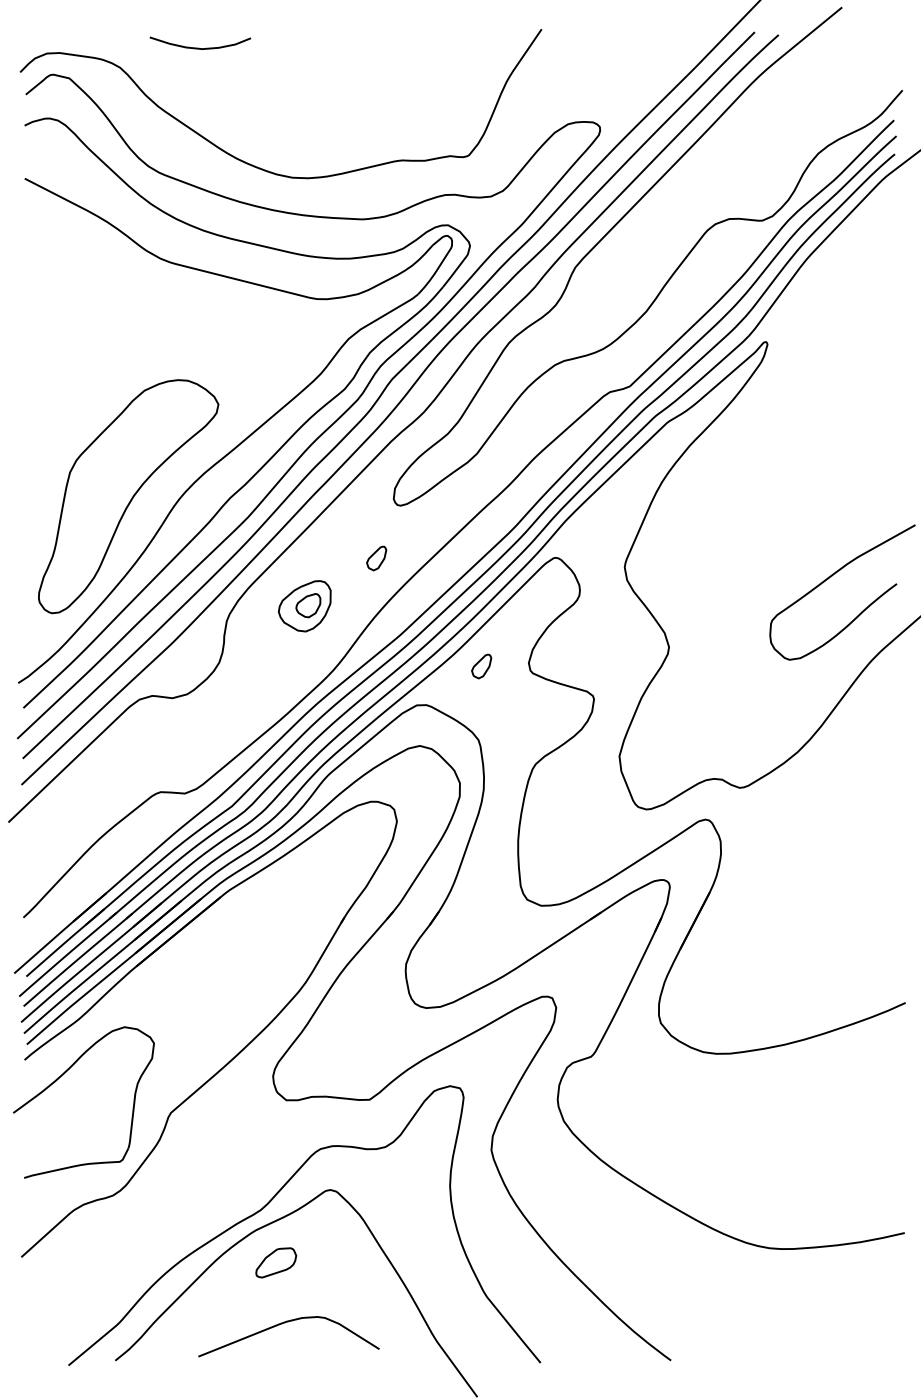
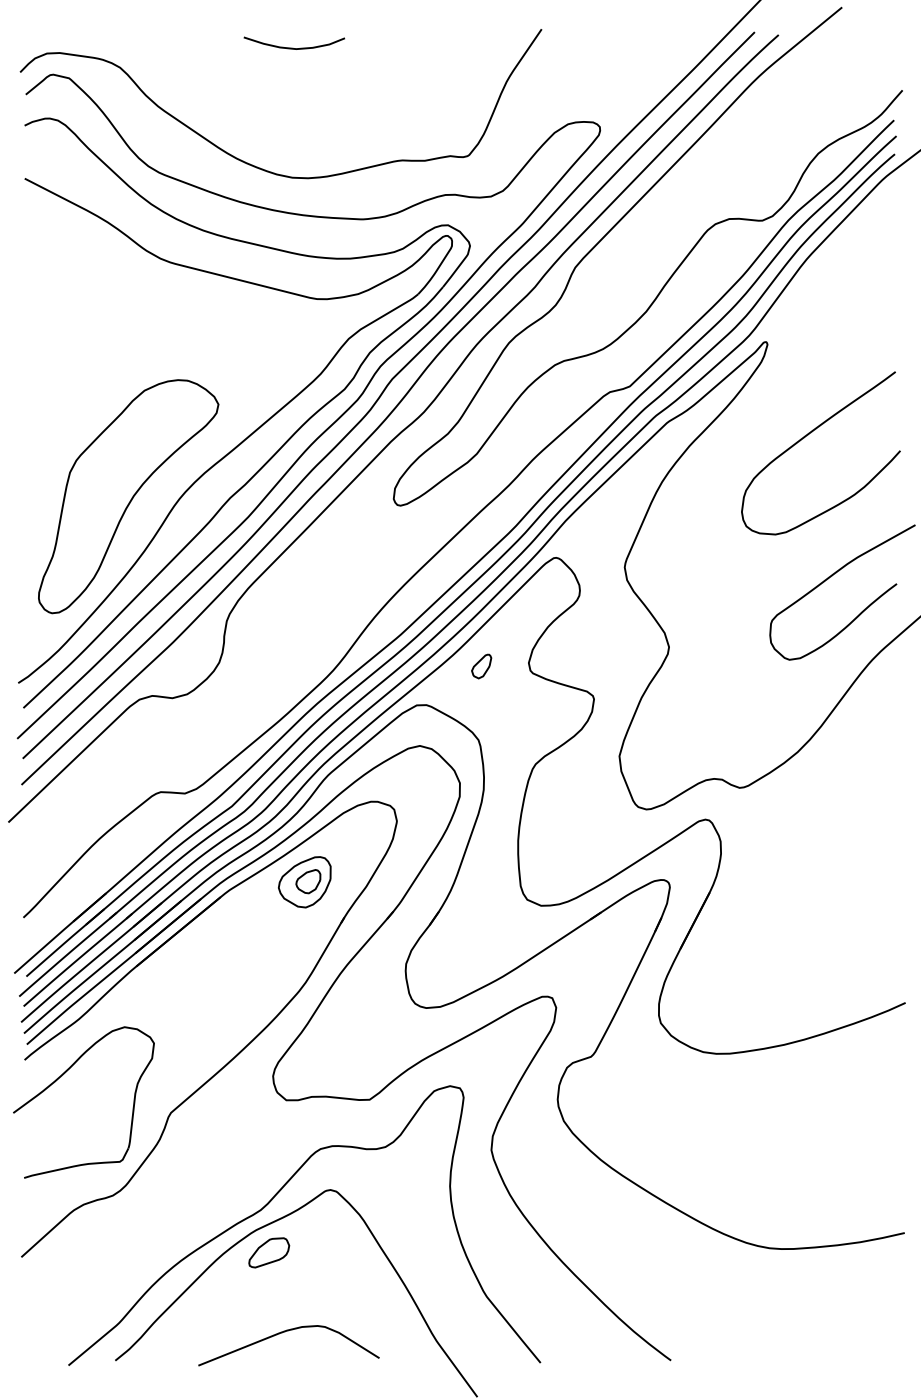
curve position: (199, 47) -> (293, 47) (293, 47)
curve: none -> present (808, 435)
part: present -> none (376, 558)
part position: (304, 606) -> (304, 882) (304, 882)
part position: (276, 1262) -> (269, 1252) (269, 1252)
curve position: (285, 1323) -> (285, 1332) (285, 1332)
